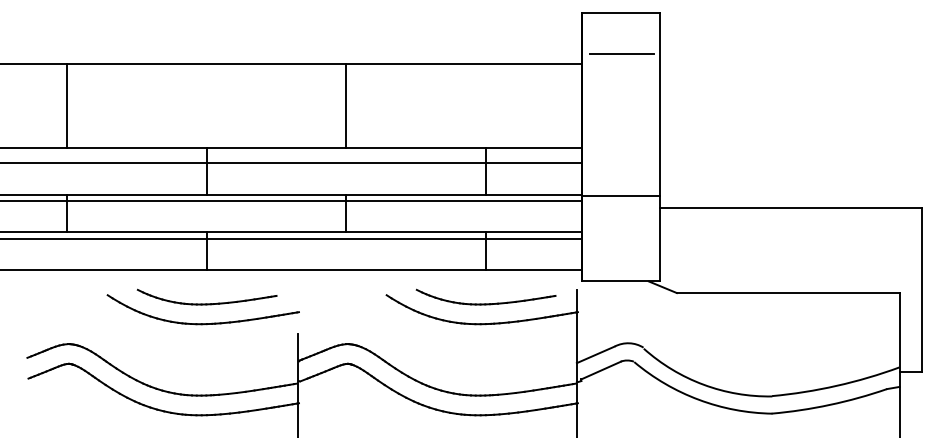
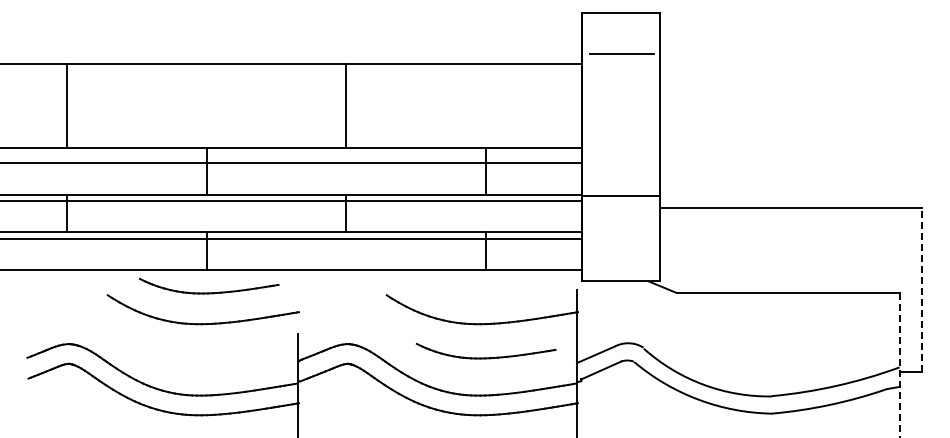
line: solid -> dashed (921, 290)
part position: (206, 303) -> (208, 292) (208, 292)
part position: (485, 303) -> (485, 357) (485, 357)
line: solid -> dashed (899, 365)
